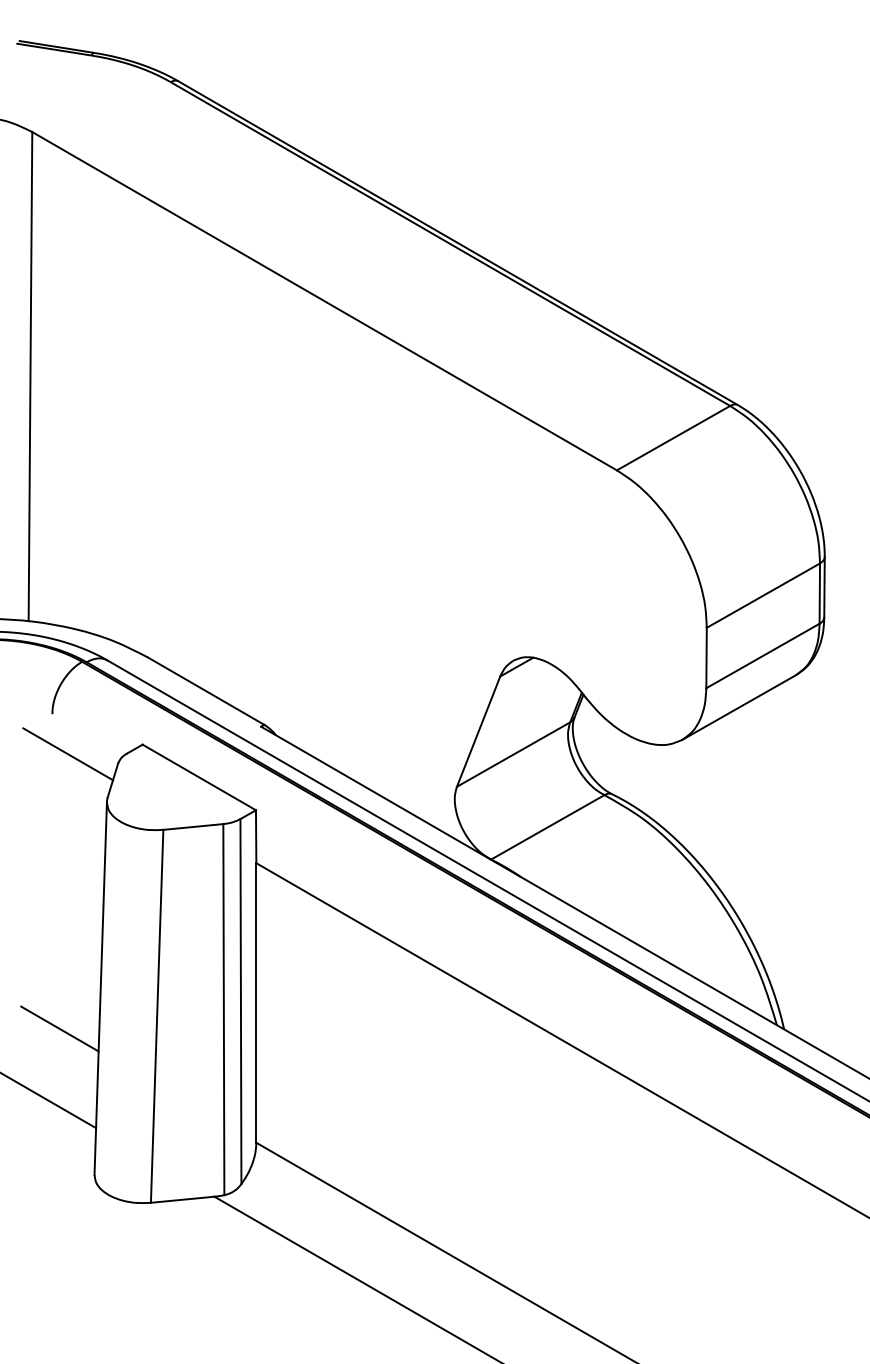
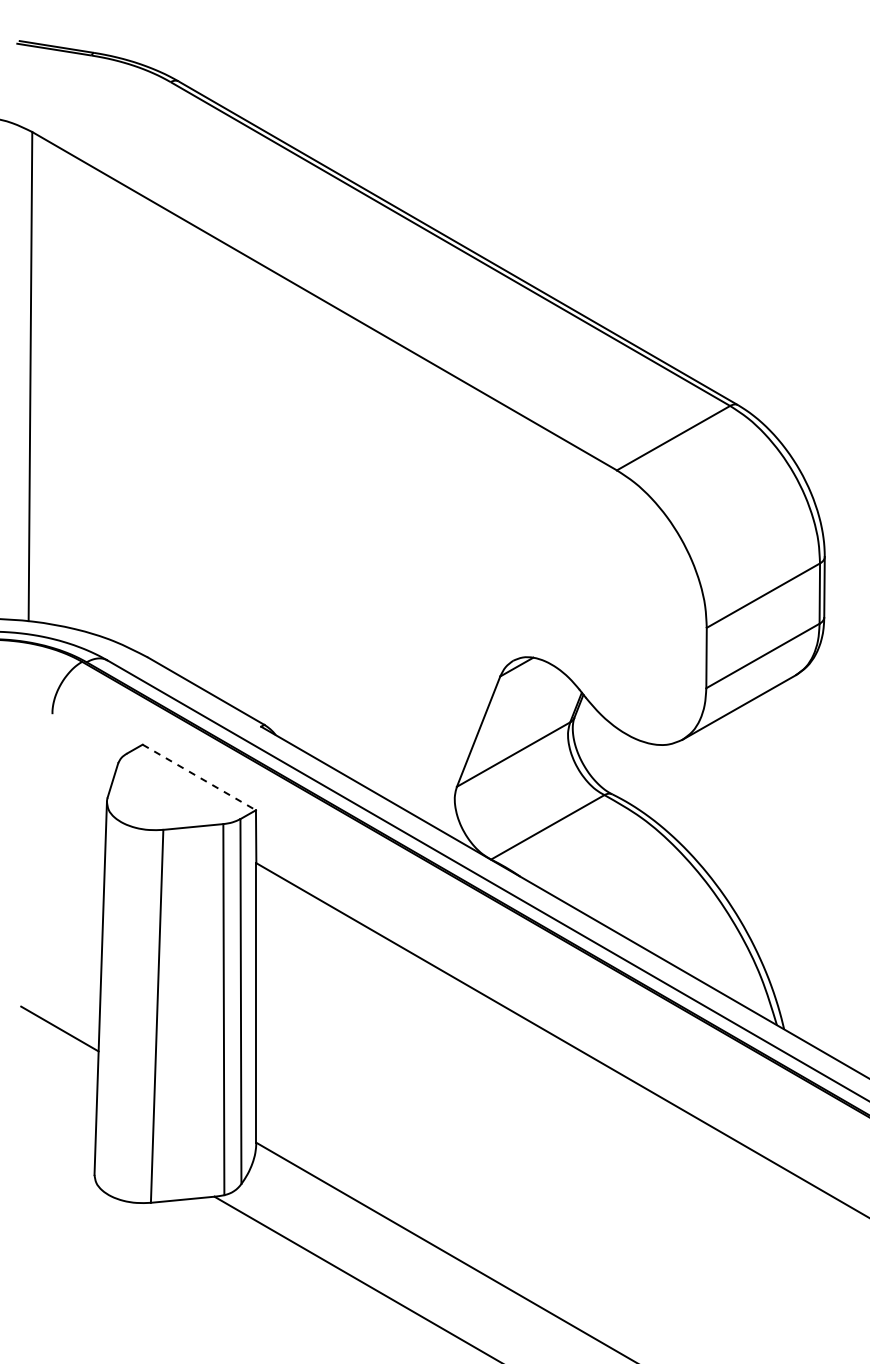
line: present -> none (68, 754)
line: solid -> dashed (199, 777)
line: present -> none (49, 1101)
